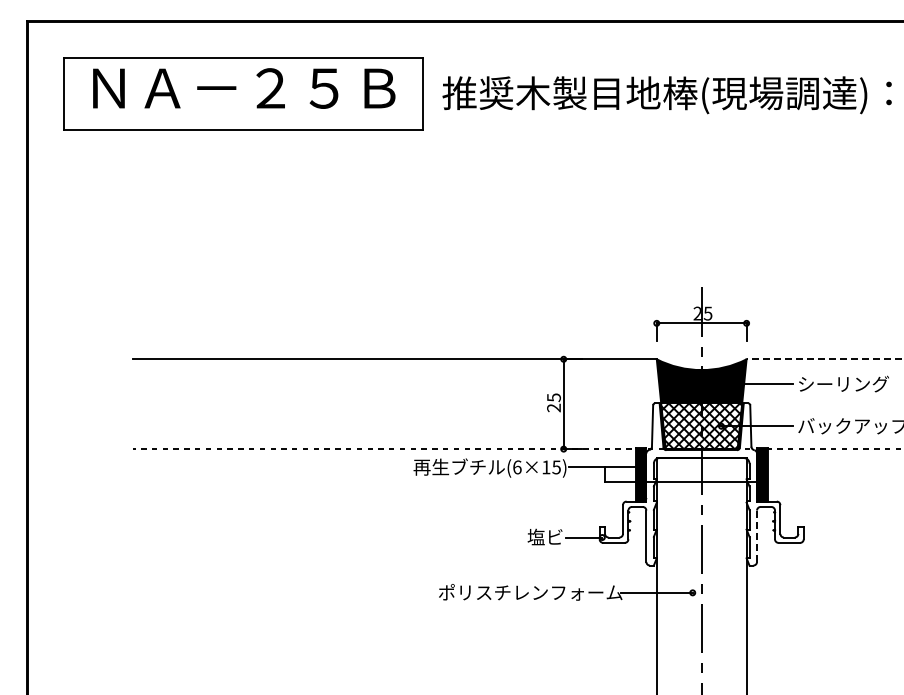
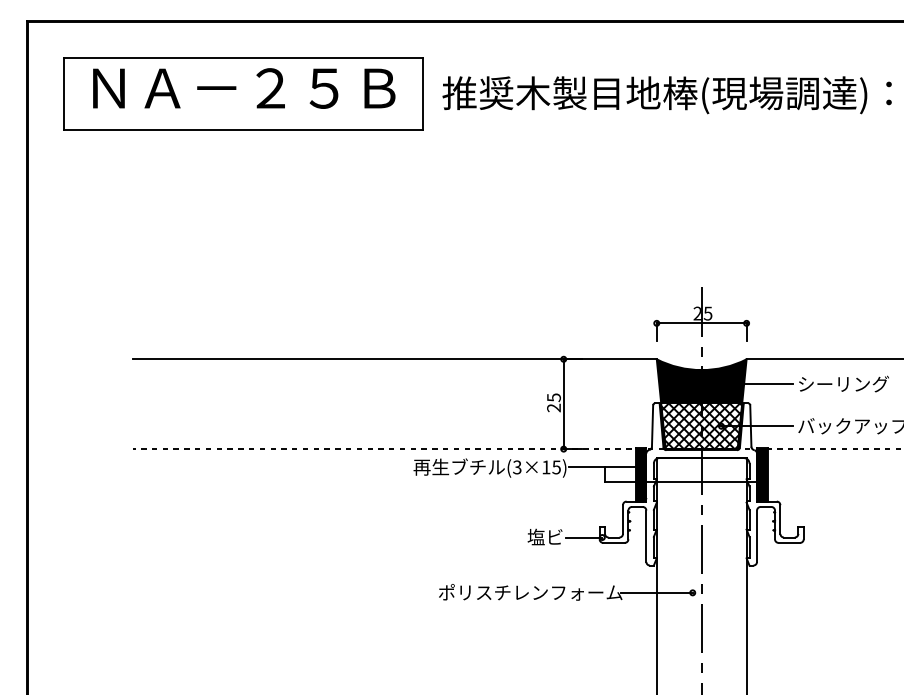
line: dashed -> solid (824, 359)
text: (6×15) -> (3×15) (517, 467)
line: dashed -> solid (757, 536)
